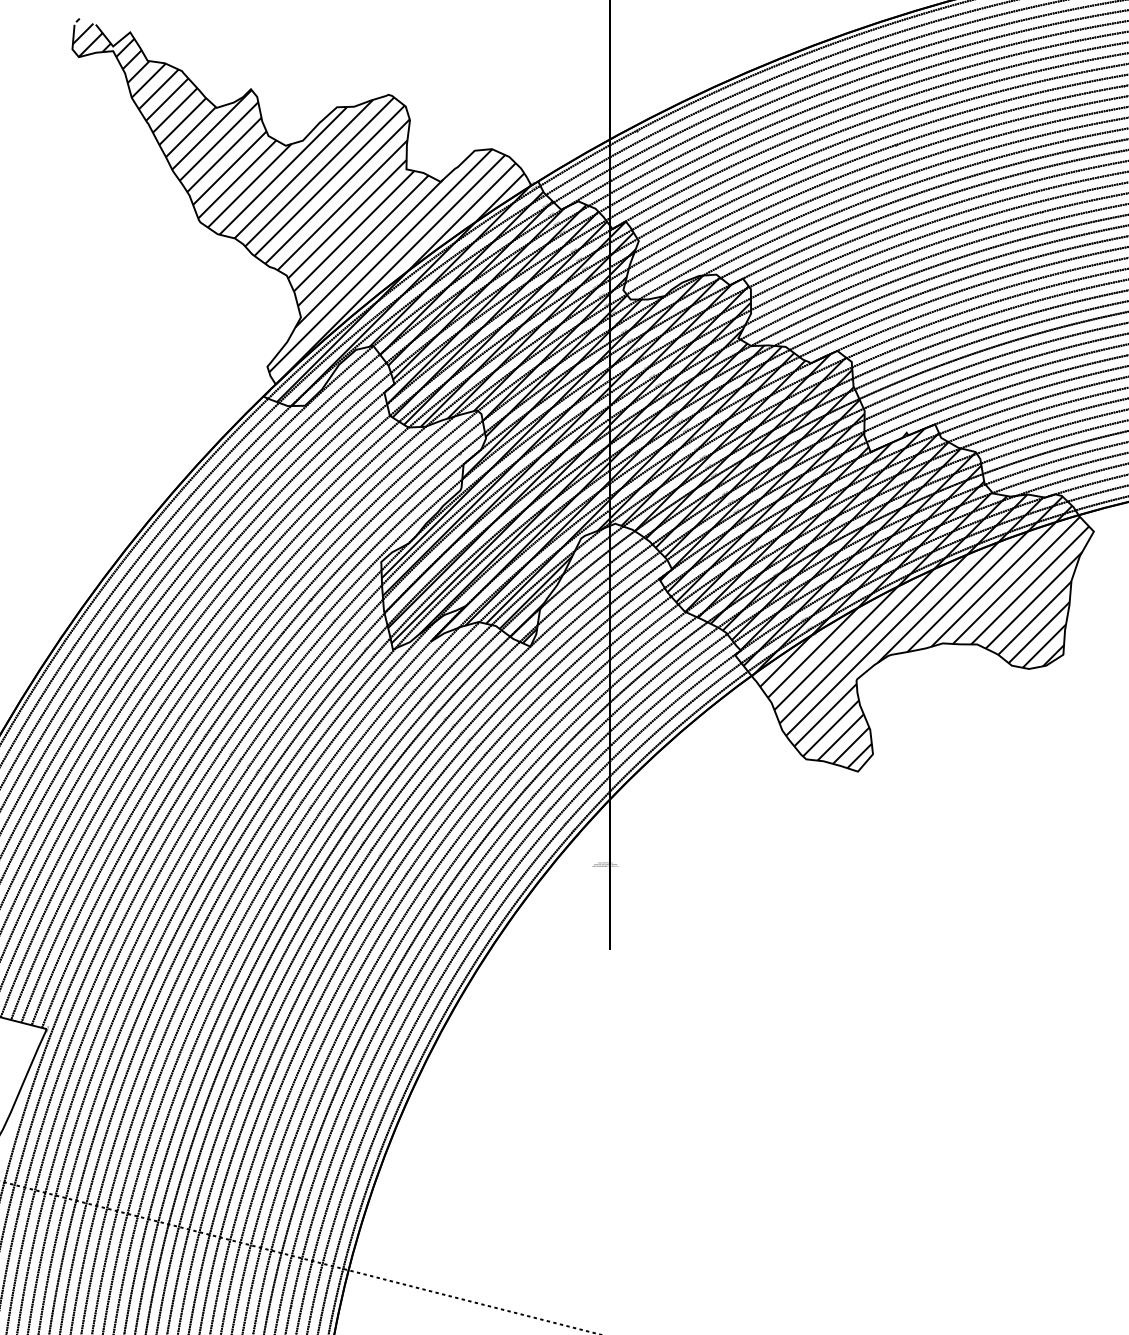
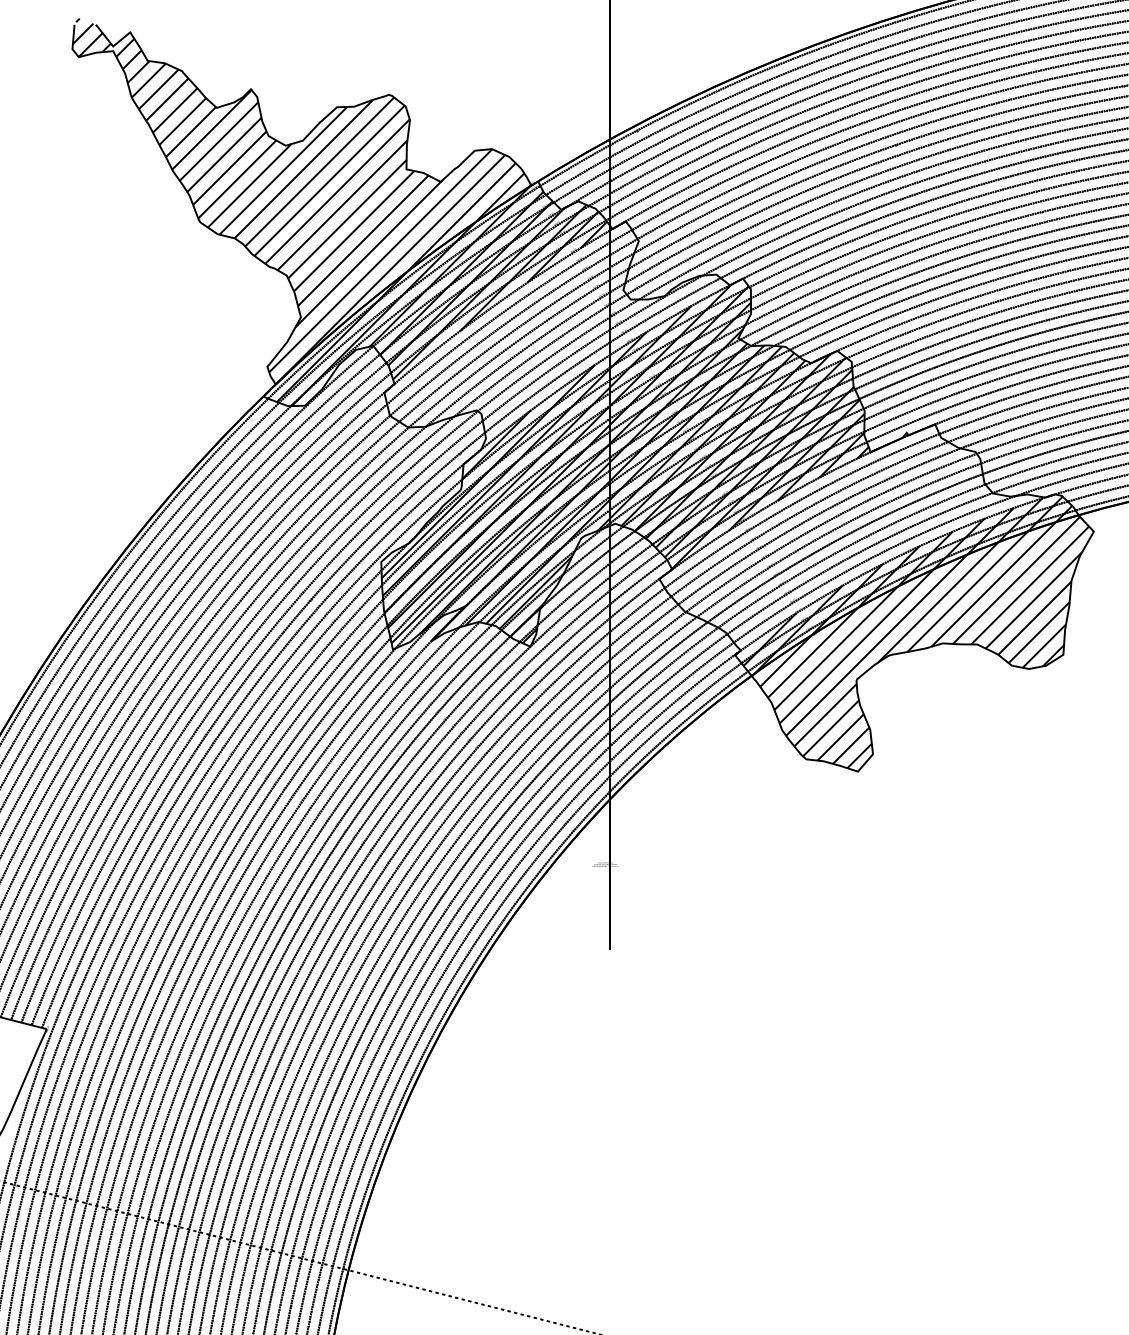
hatch: present -> none (553, 328)
hatch: present -> none (851, 539)
